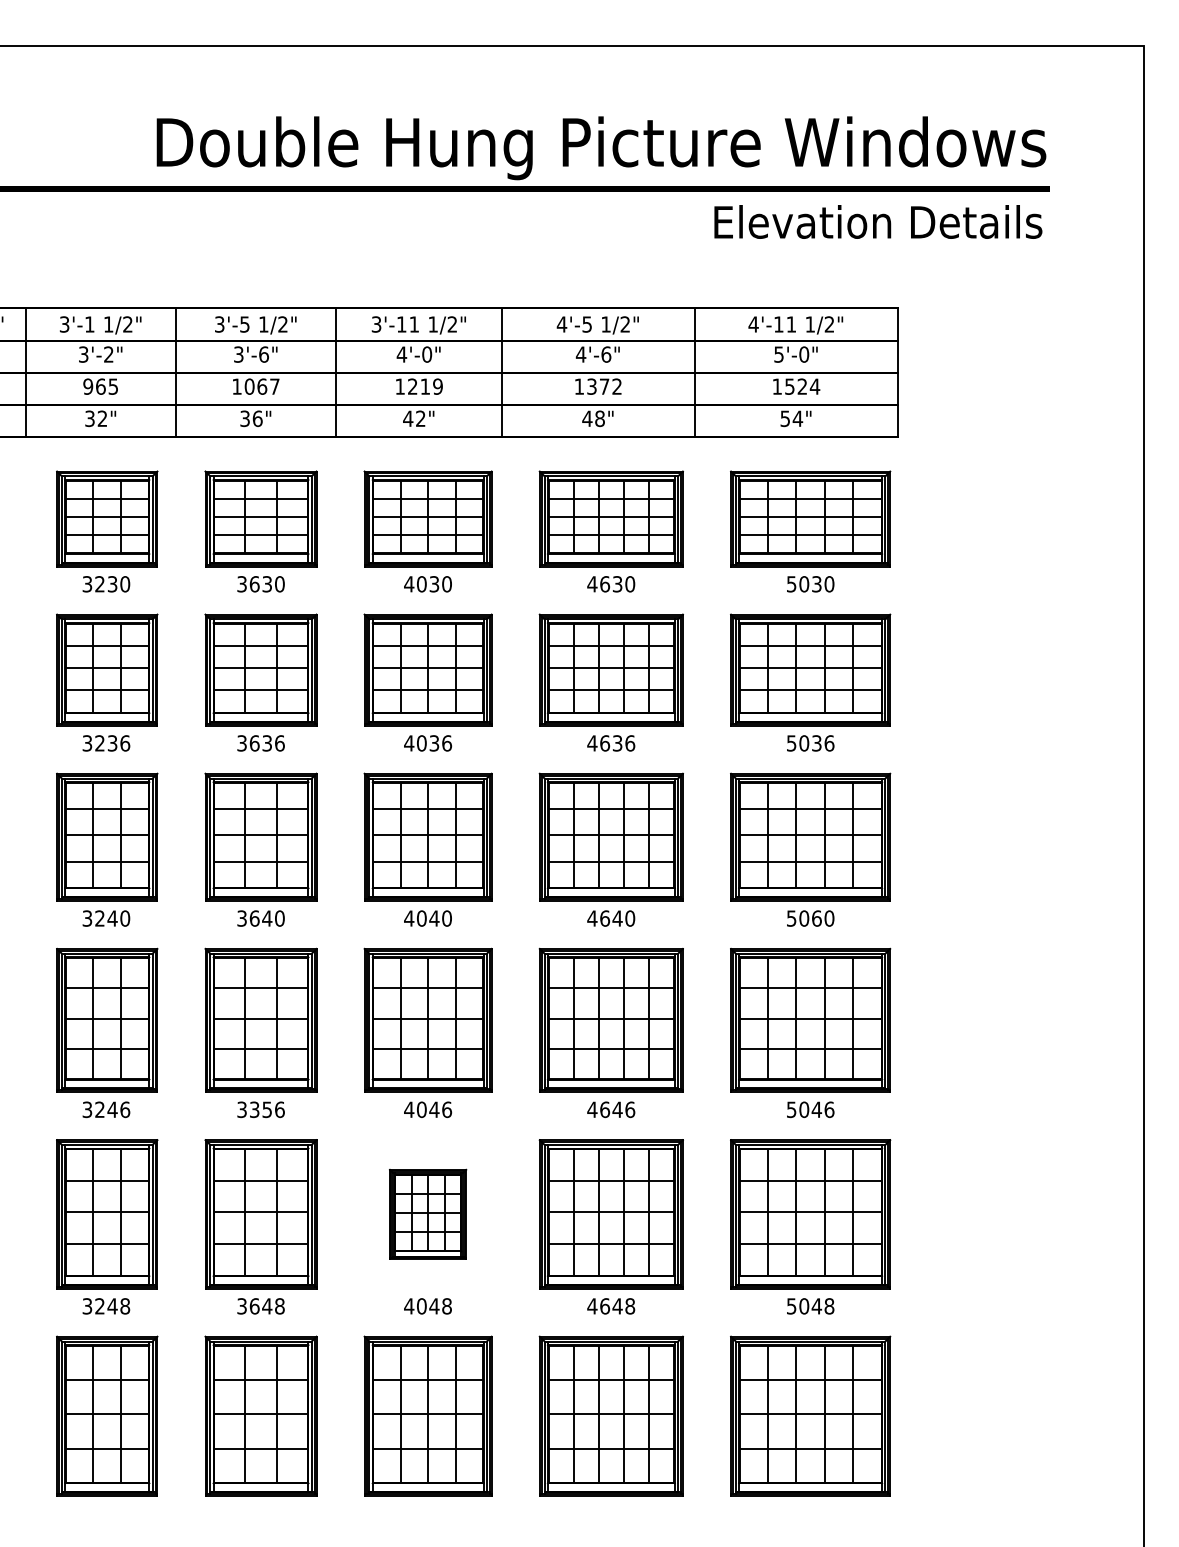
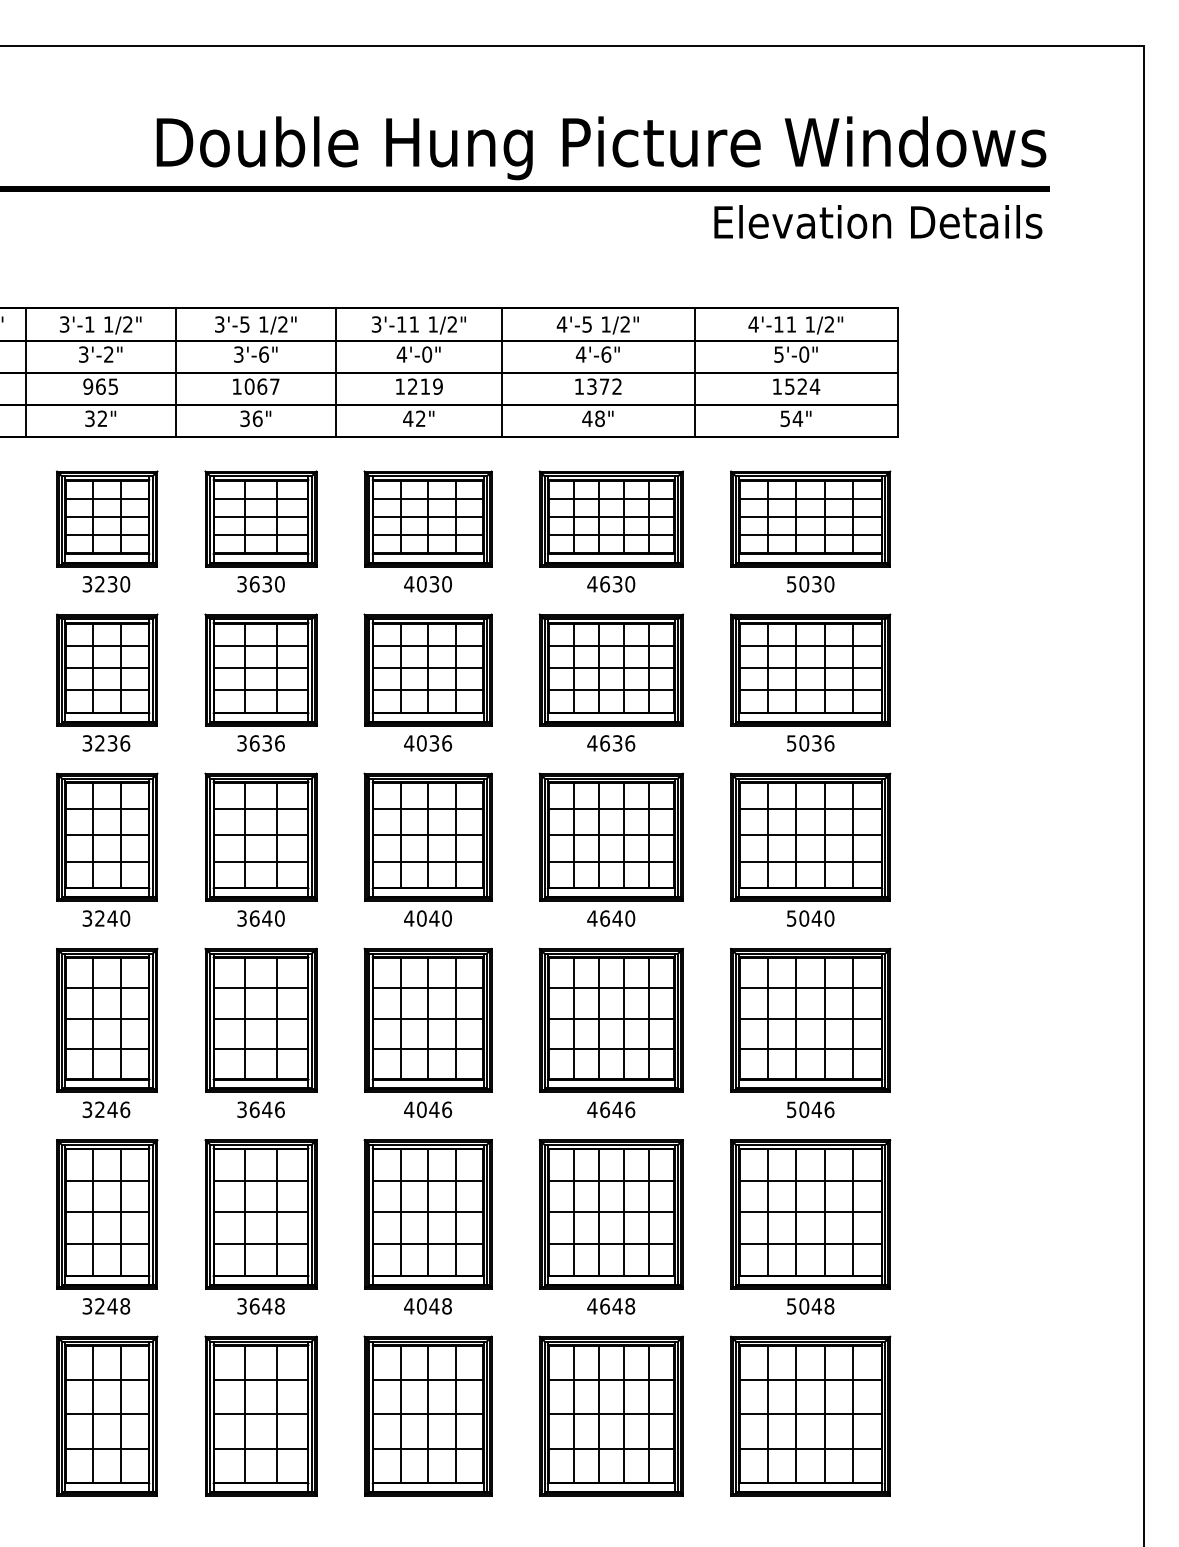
text: 5060 -> 5040 (816, 918)
text: 3356 -> 3646 (260, 1109)
part size: 79x92 px -> 130x151 px (427, 1214)
